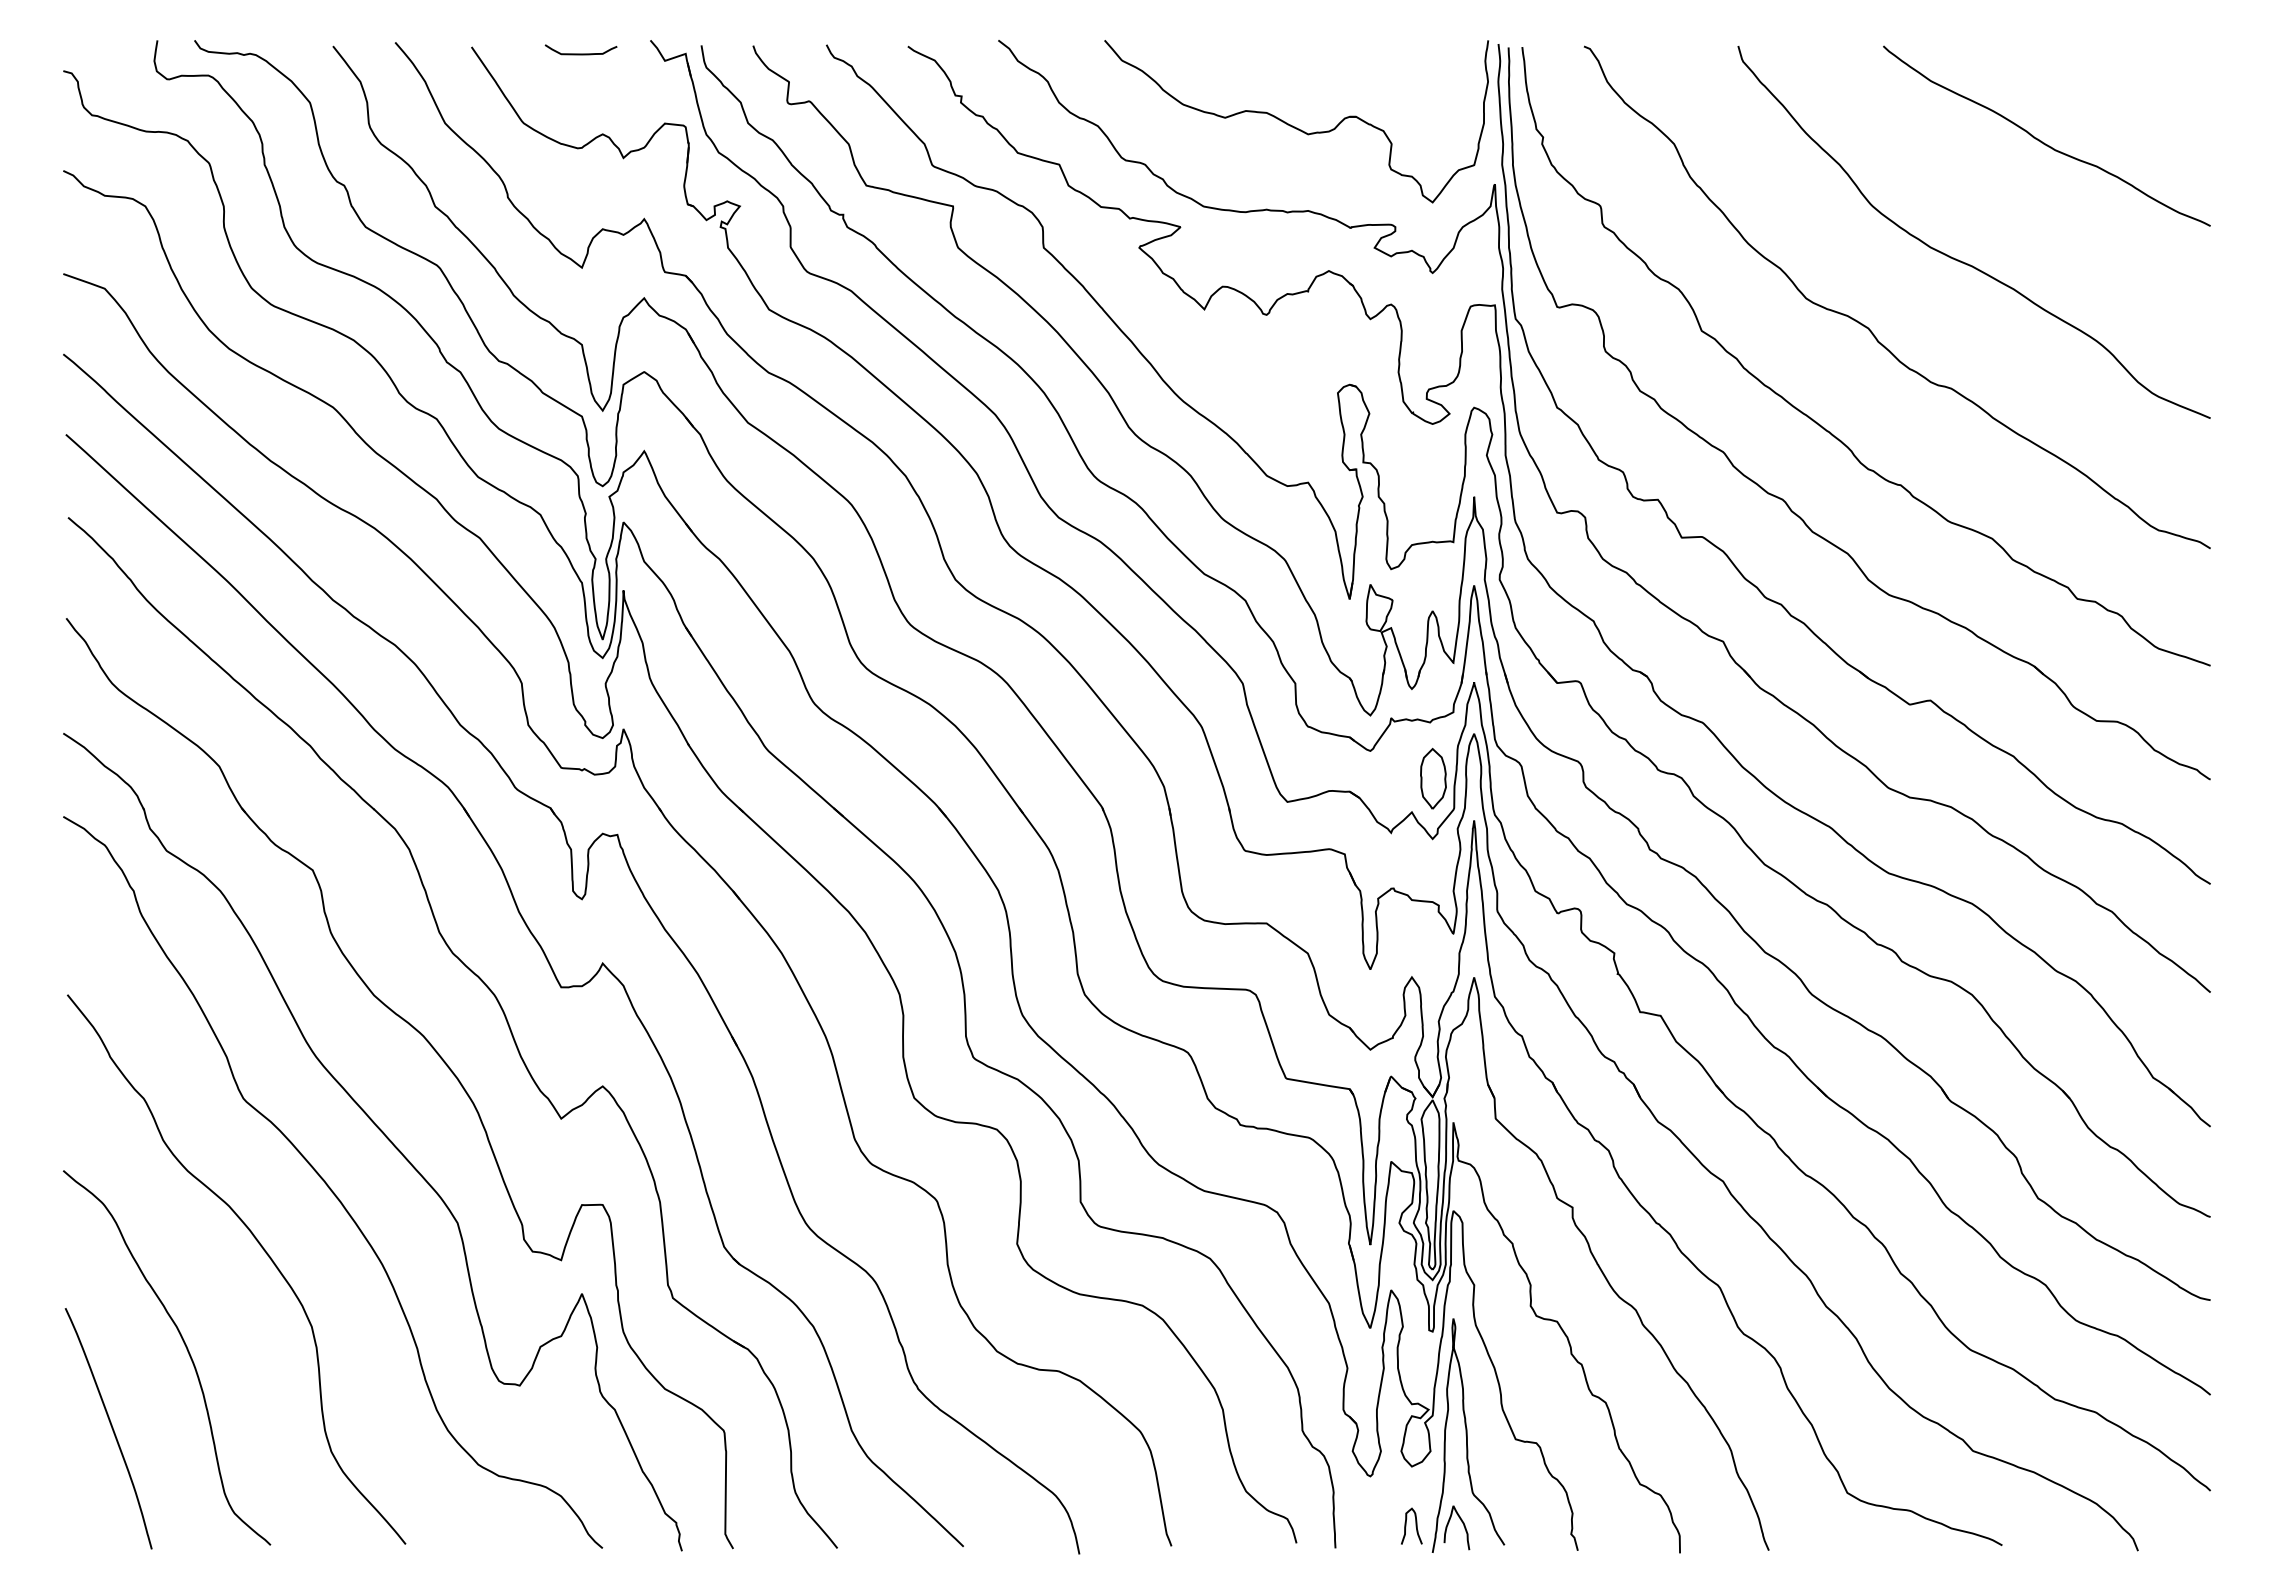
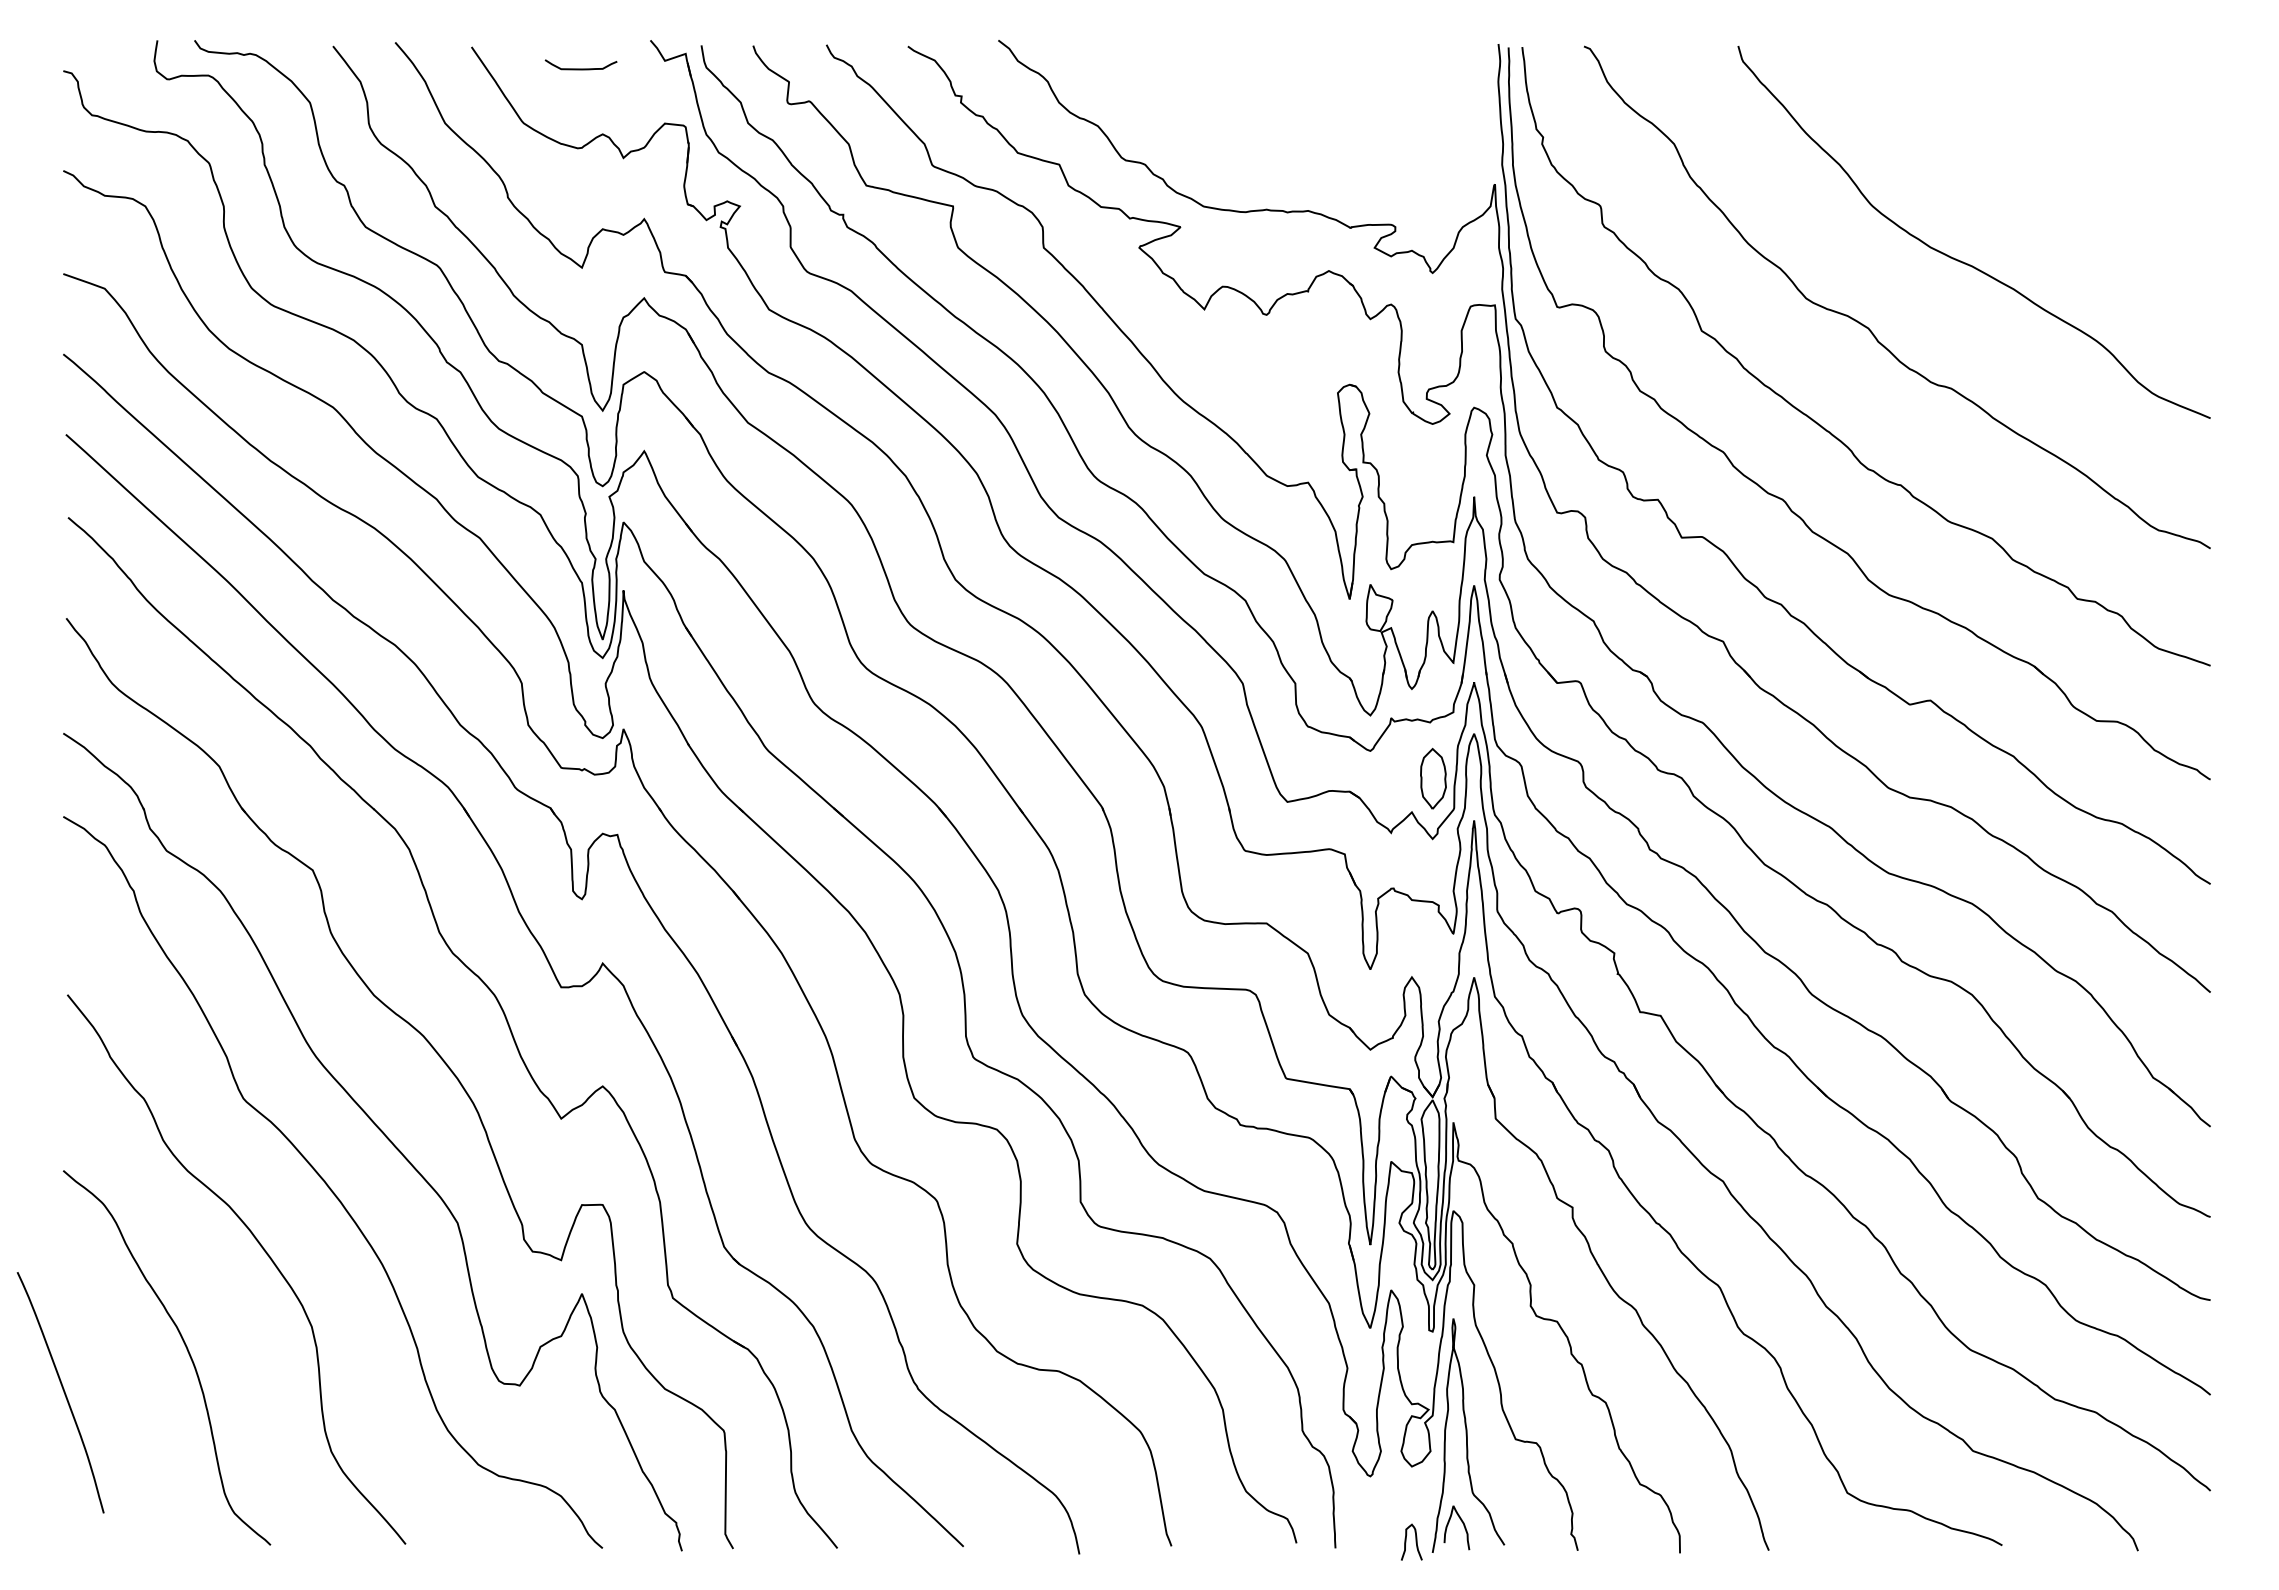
curve position: (580, 53) -> (580, 68) (580, 68)
part: present -> none (1296, 121)
curve: present -> none (2041, 140)
curve position: (111, 1428) -> (63, 1392) (63, 1392)
curve position: (1415, 1525) -> (1415, 1541) (1415, 1541)
